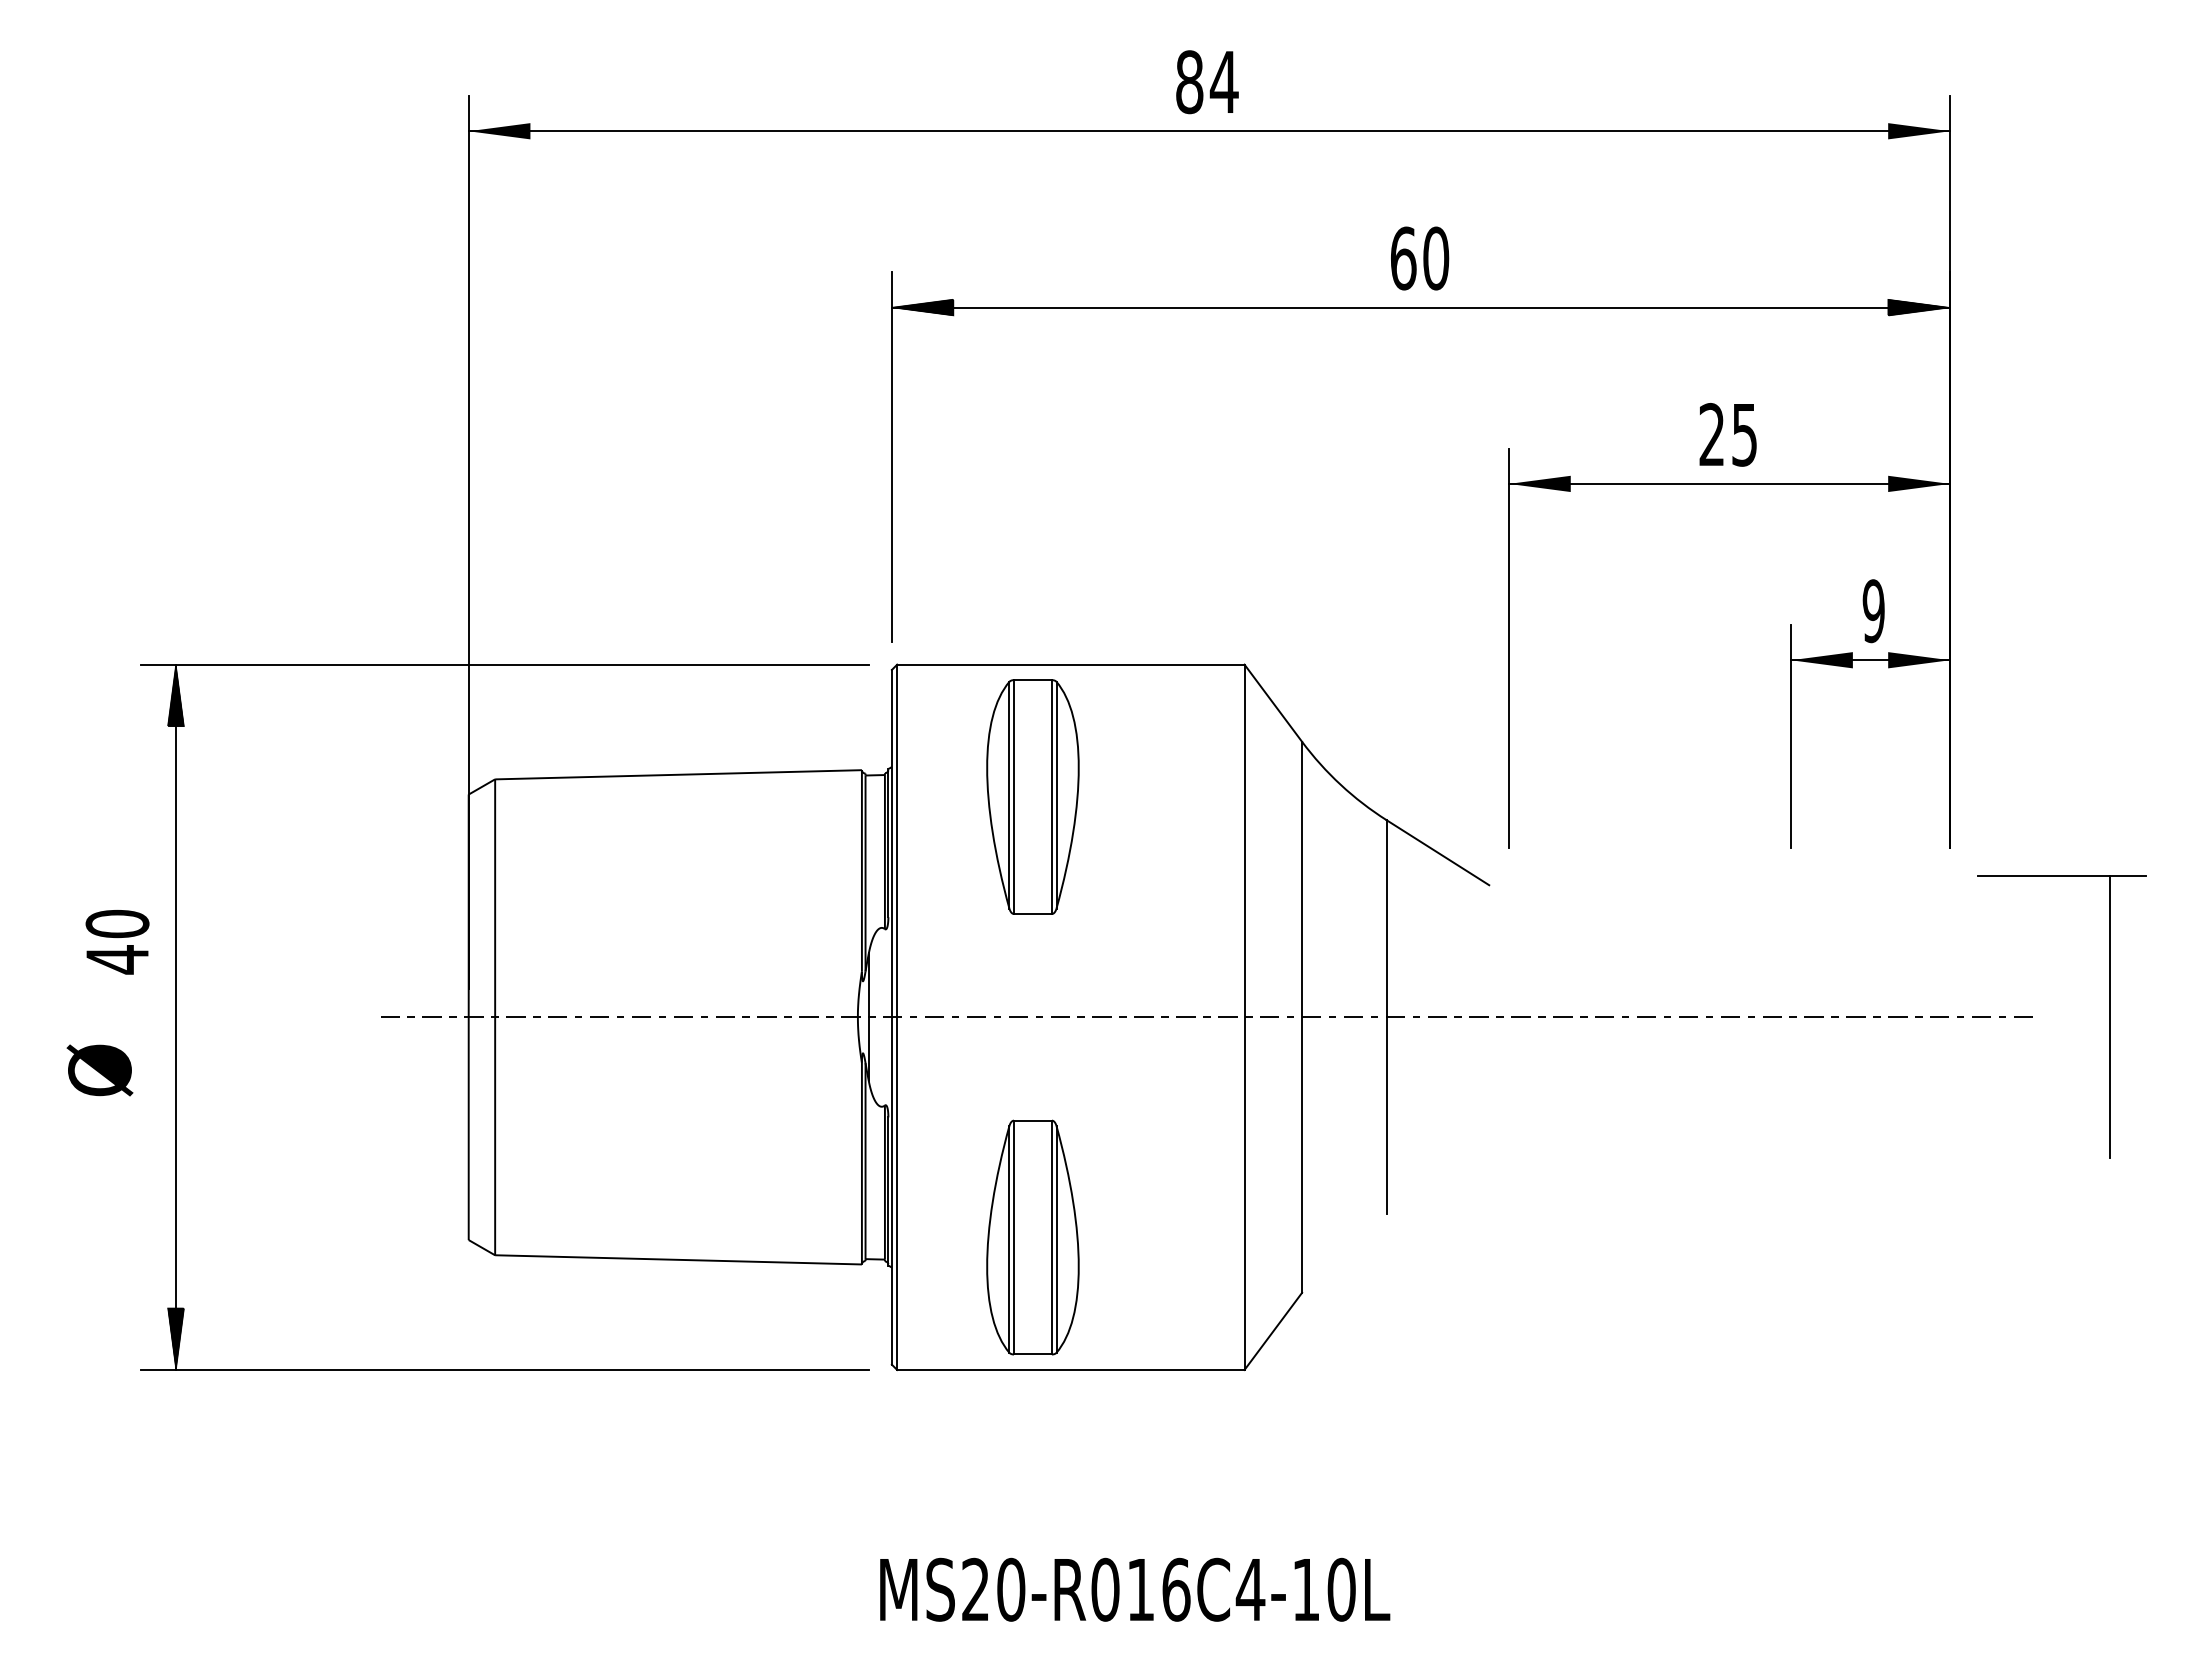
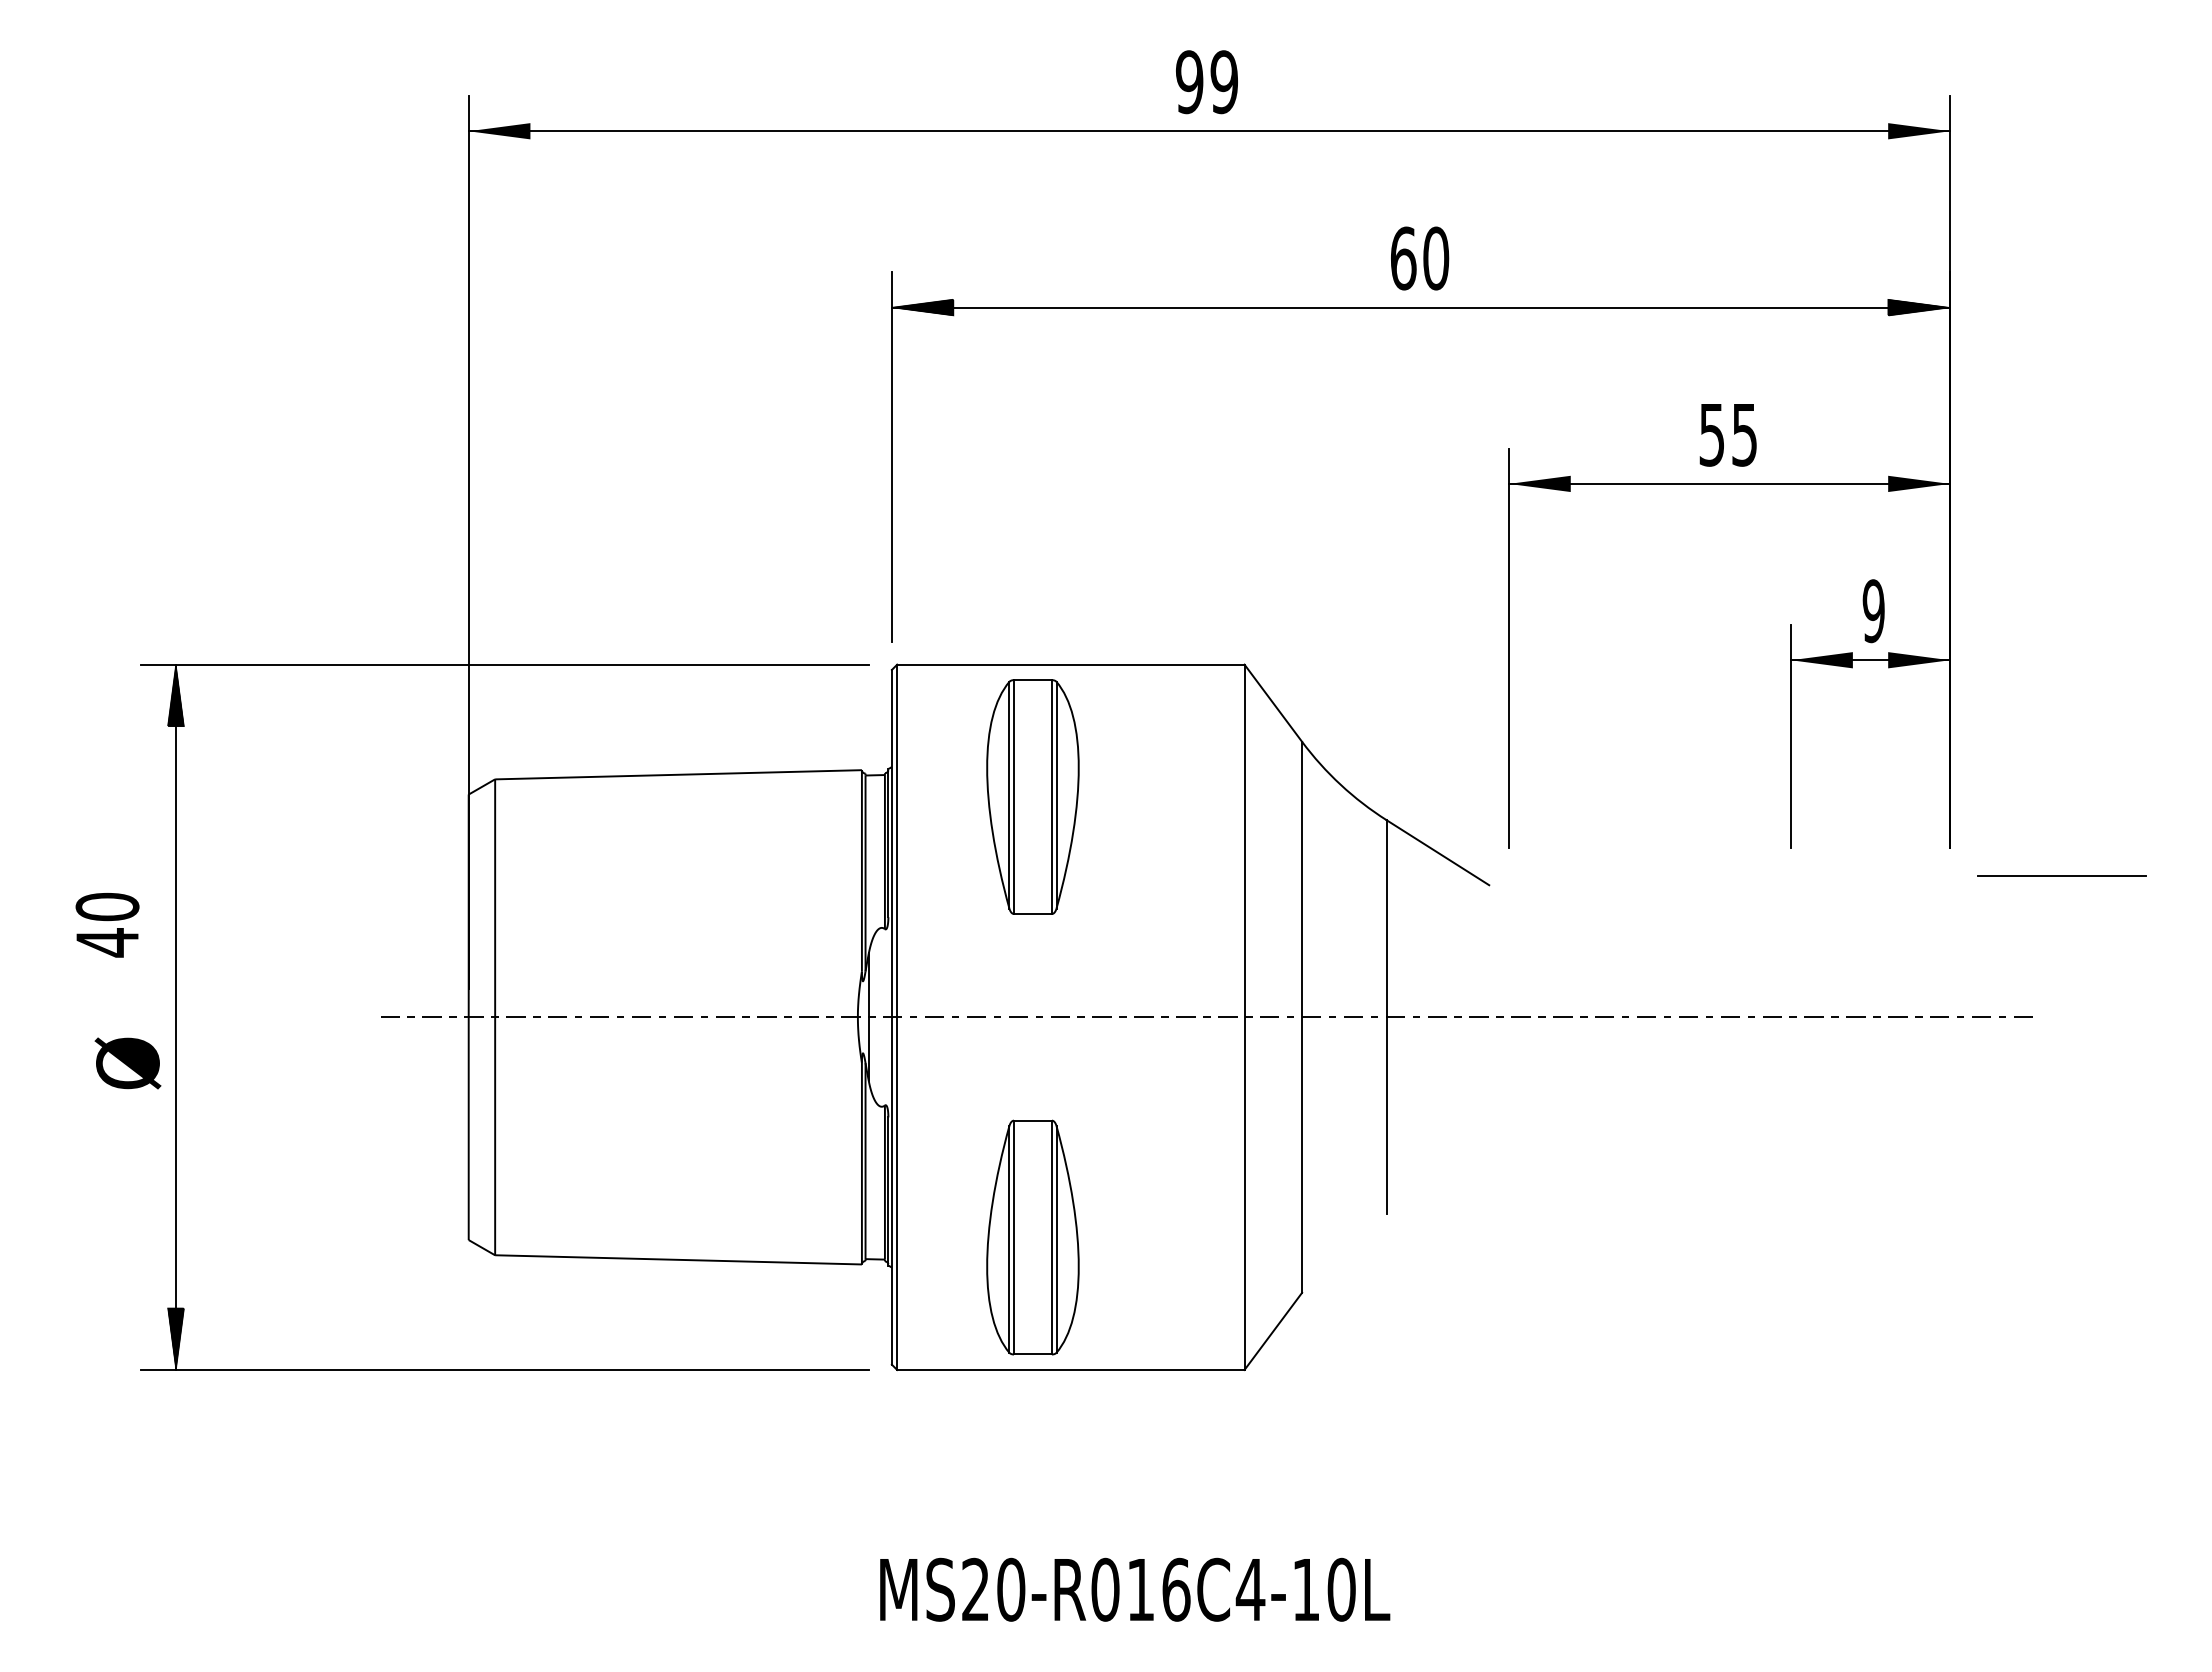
text: 84 -> 99 (1207, 82)
text: 25 -> 55 (1711, 434)
text position: (117, 942) -> (107, 925) (107, 925)
line: present -> none (2110, 1017)
text position: (99, 1070) -> (127, 1063) (127, 1063)
